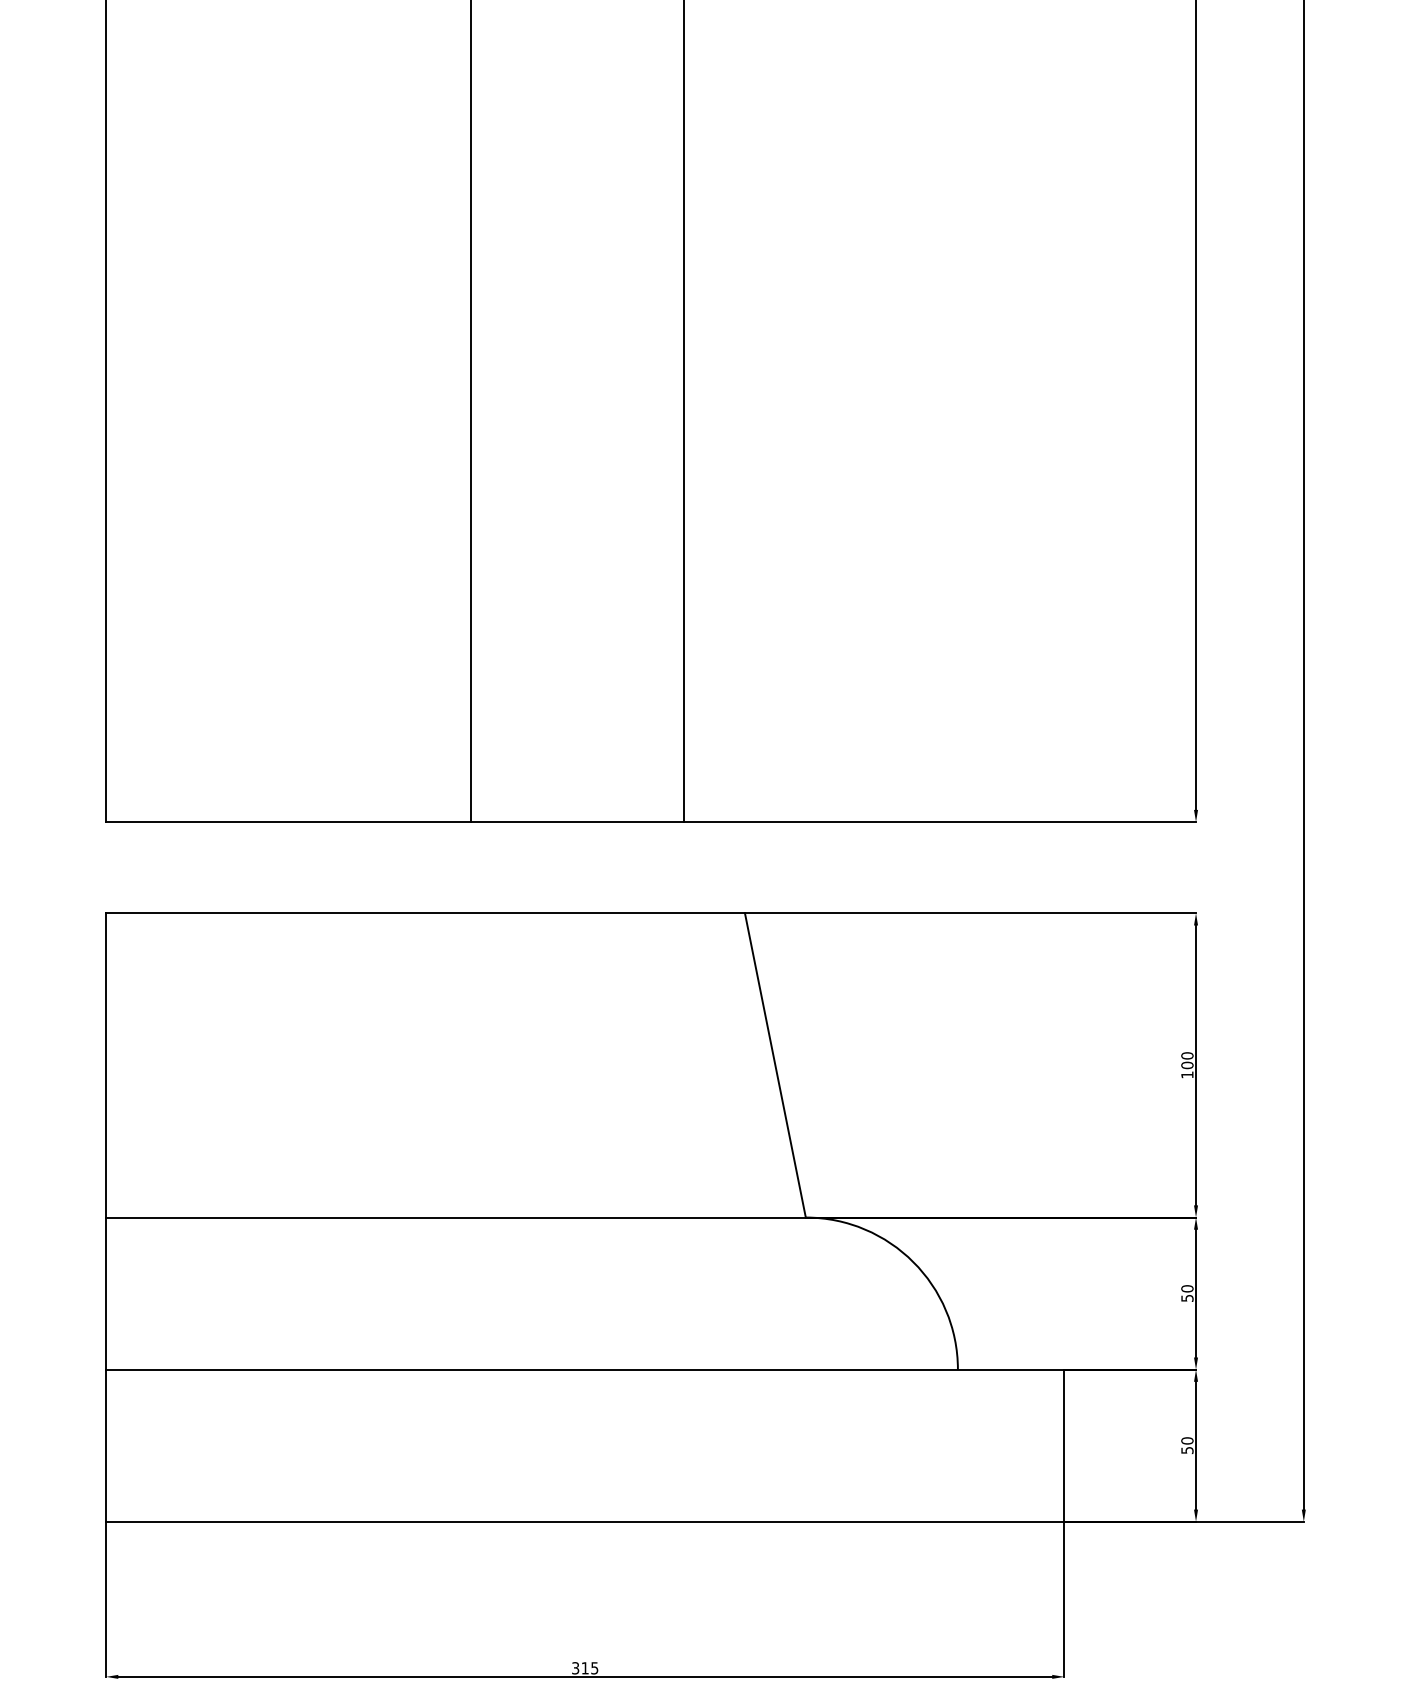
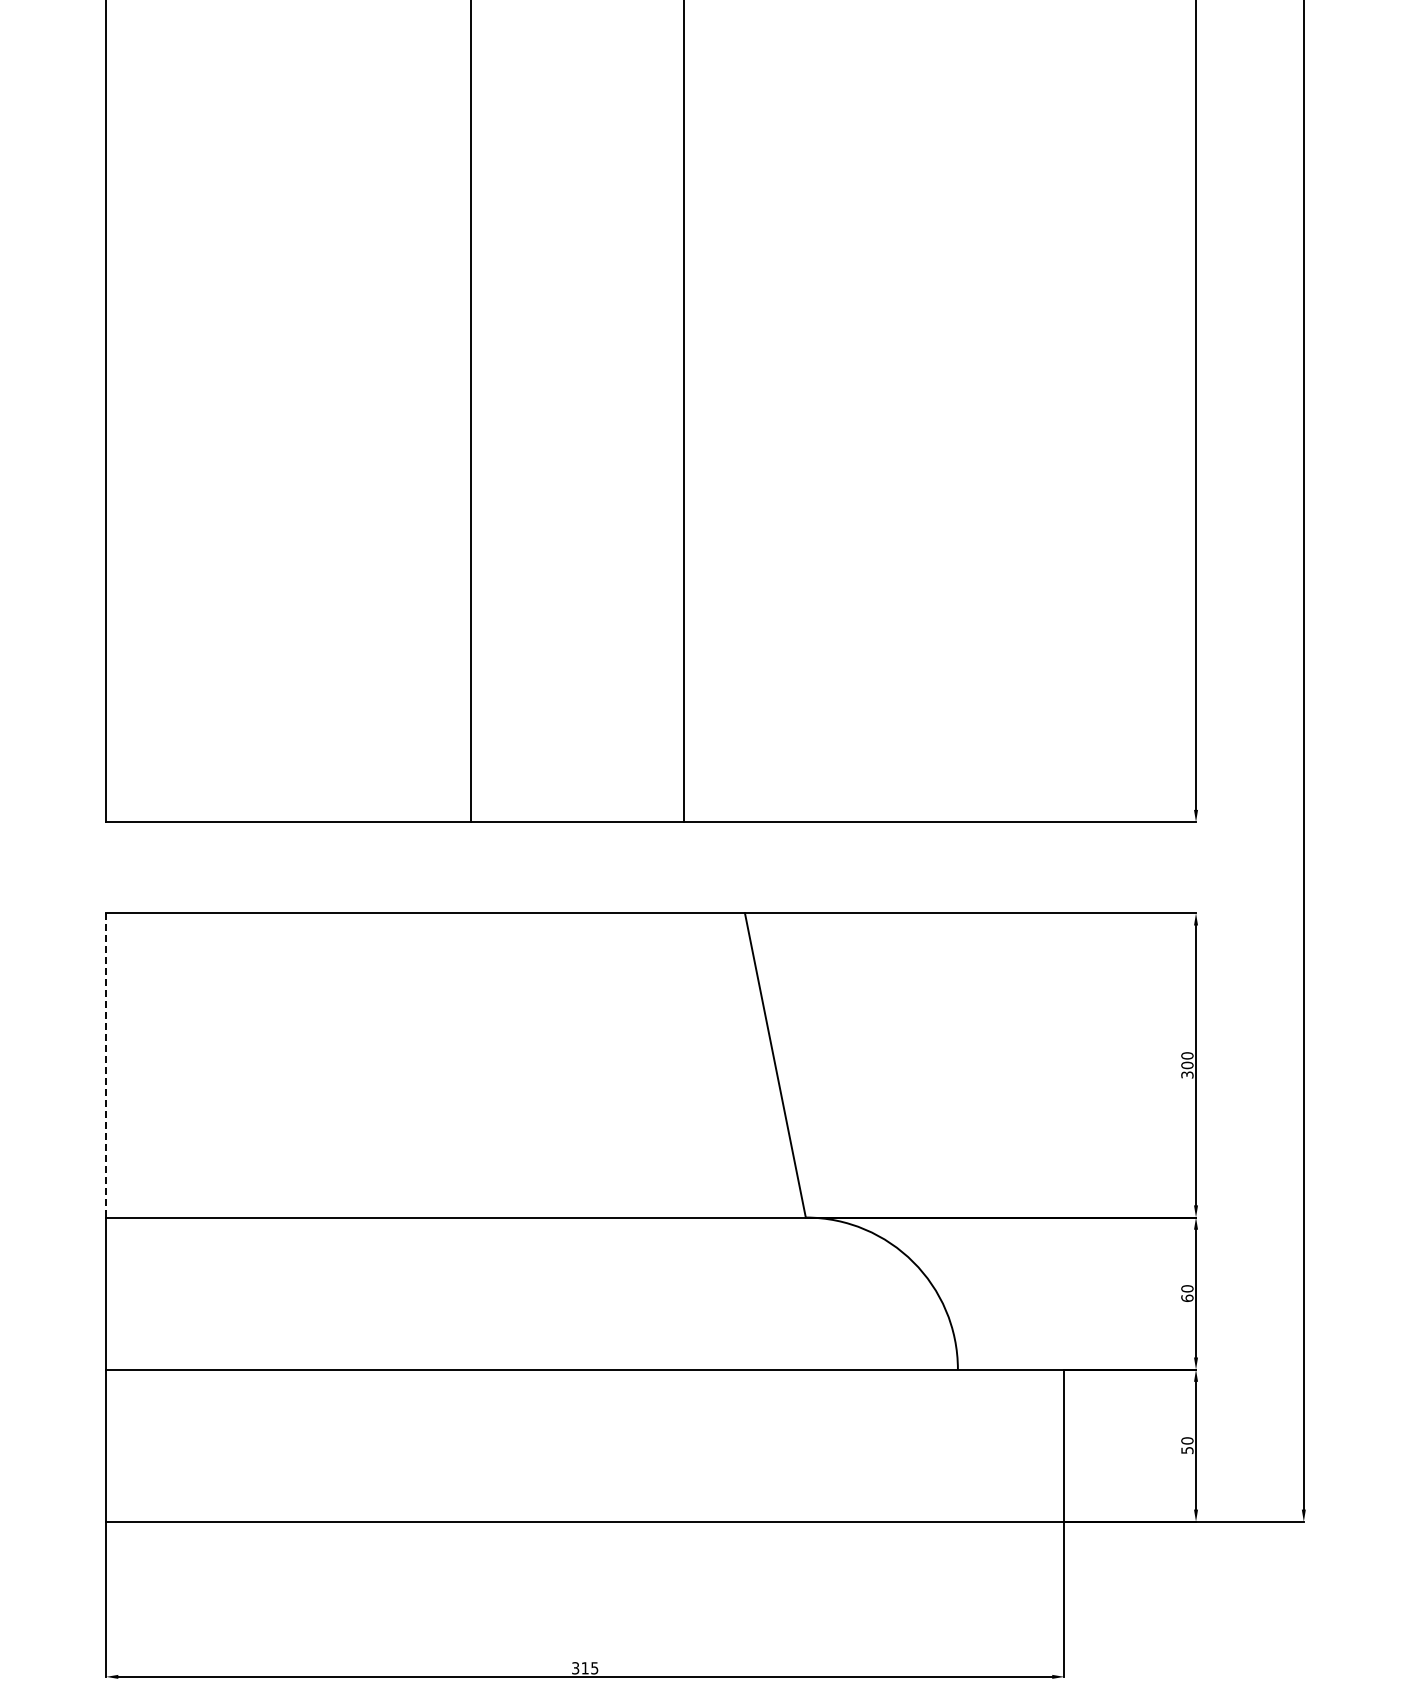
line: solid -> dashed (106, 1065)
text: 100 -> 300 (1187, 1074)
text: 50 -> 60 (1187, 1297)
